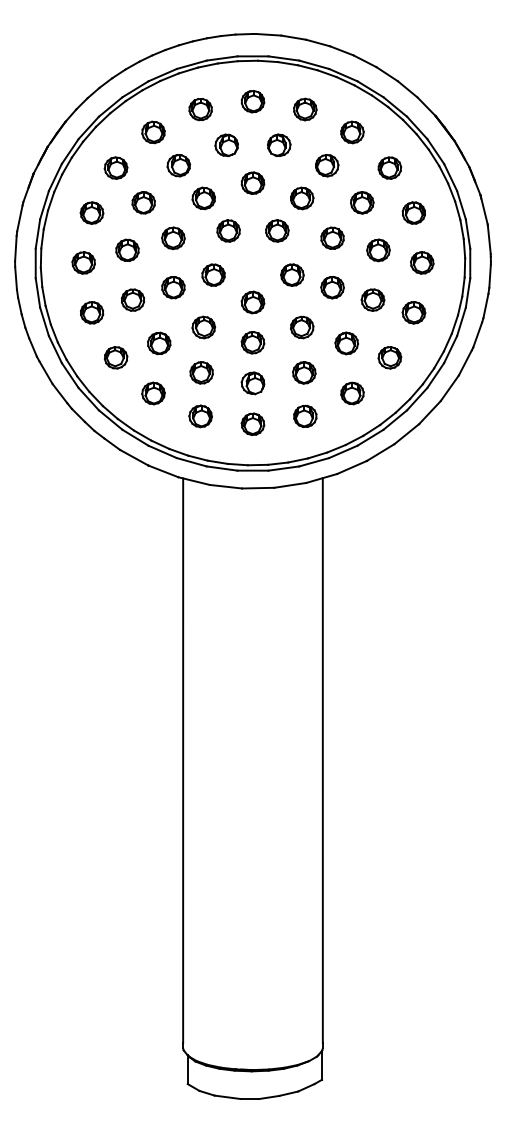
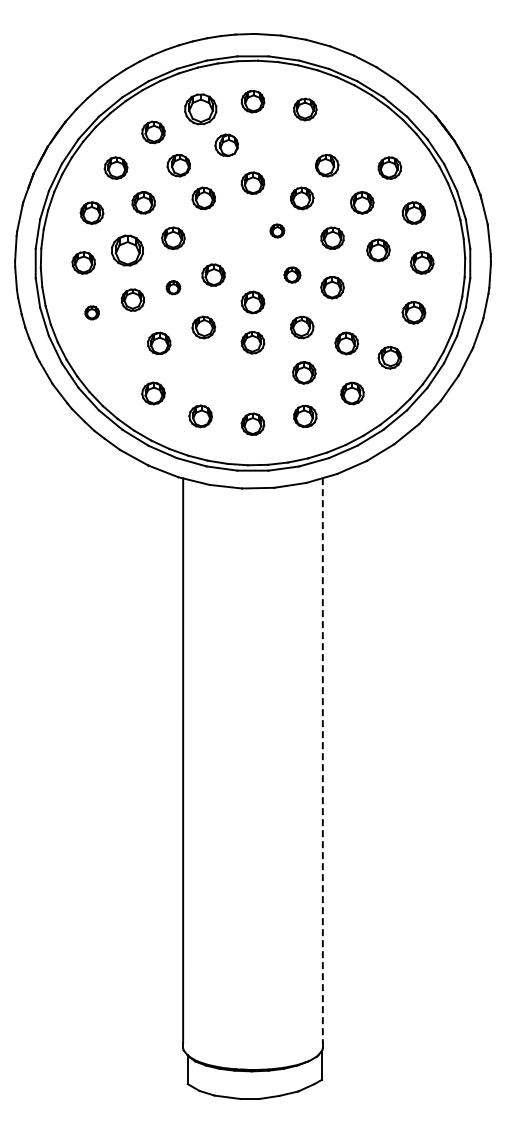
part size: 25x24 px -> 34x33 px (200, 109)
part: present -> none (352, 132)
part: present -> none (279, 144)
part: present -> none (228, 230)
part size: 25x24 px -> 17x16 px (277, 230)
part size: 25x24 px -> 33x33 px (127, 250)
part size: 25x24 px -> 19x18 px (292, 274)
part size: 25x24 px -> 17x16 px (173, 287)
part: present -> none (372, 299)
part size: 25x24 px -> 16x16 px (91, 312)
part: present -> none (116, 357)
part: present -> none (201, 372)
part: present -> none (252, 383)
line: solid -> dashed (322, 760)
